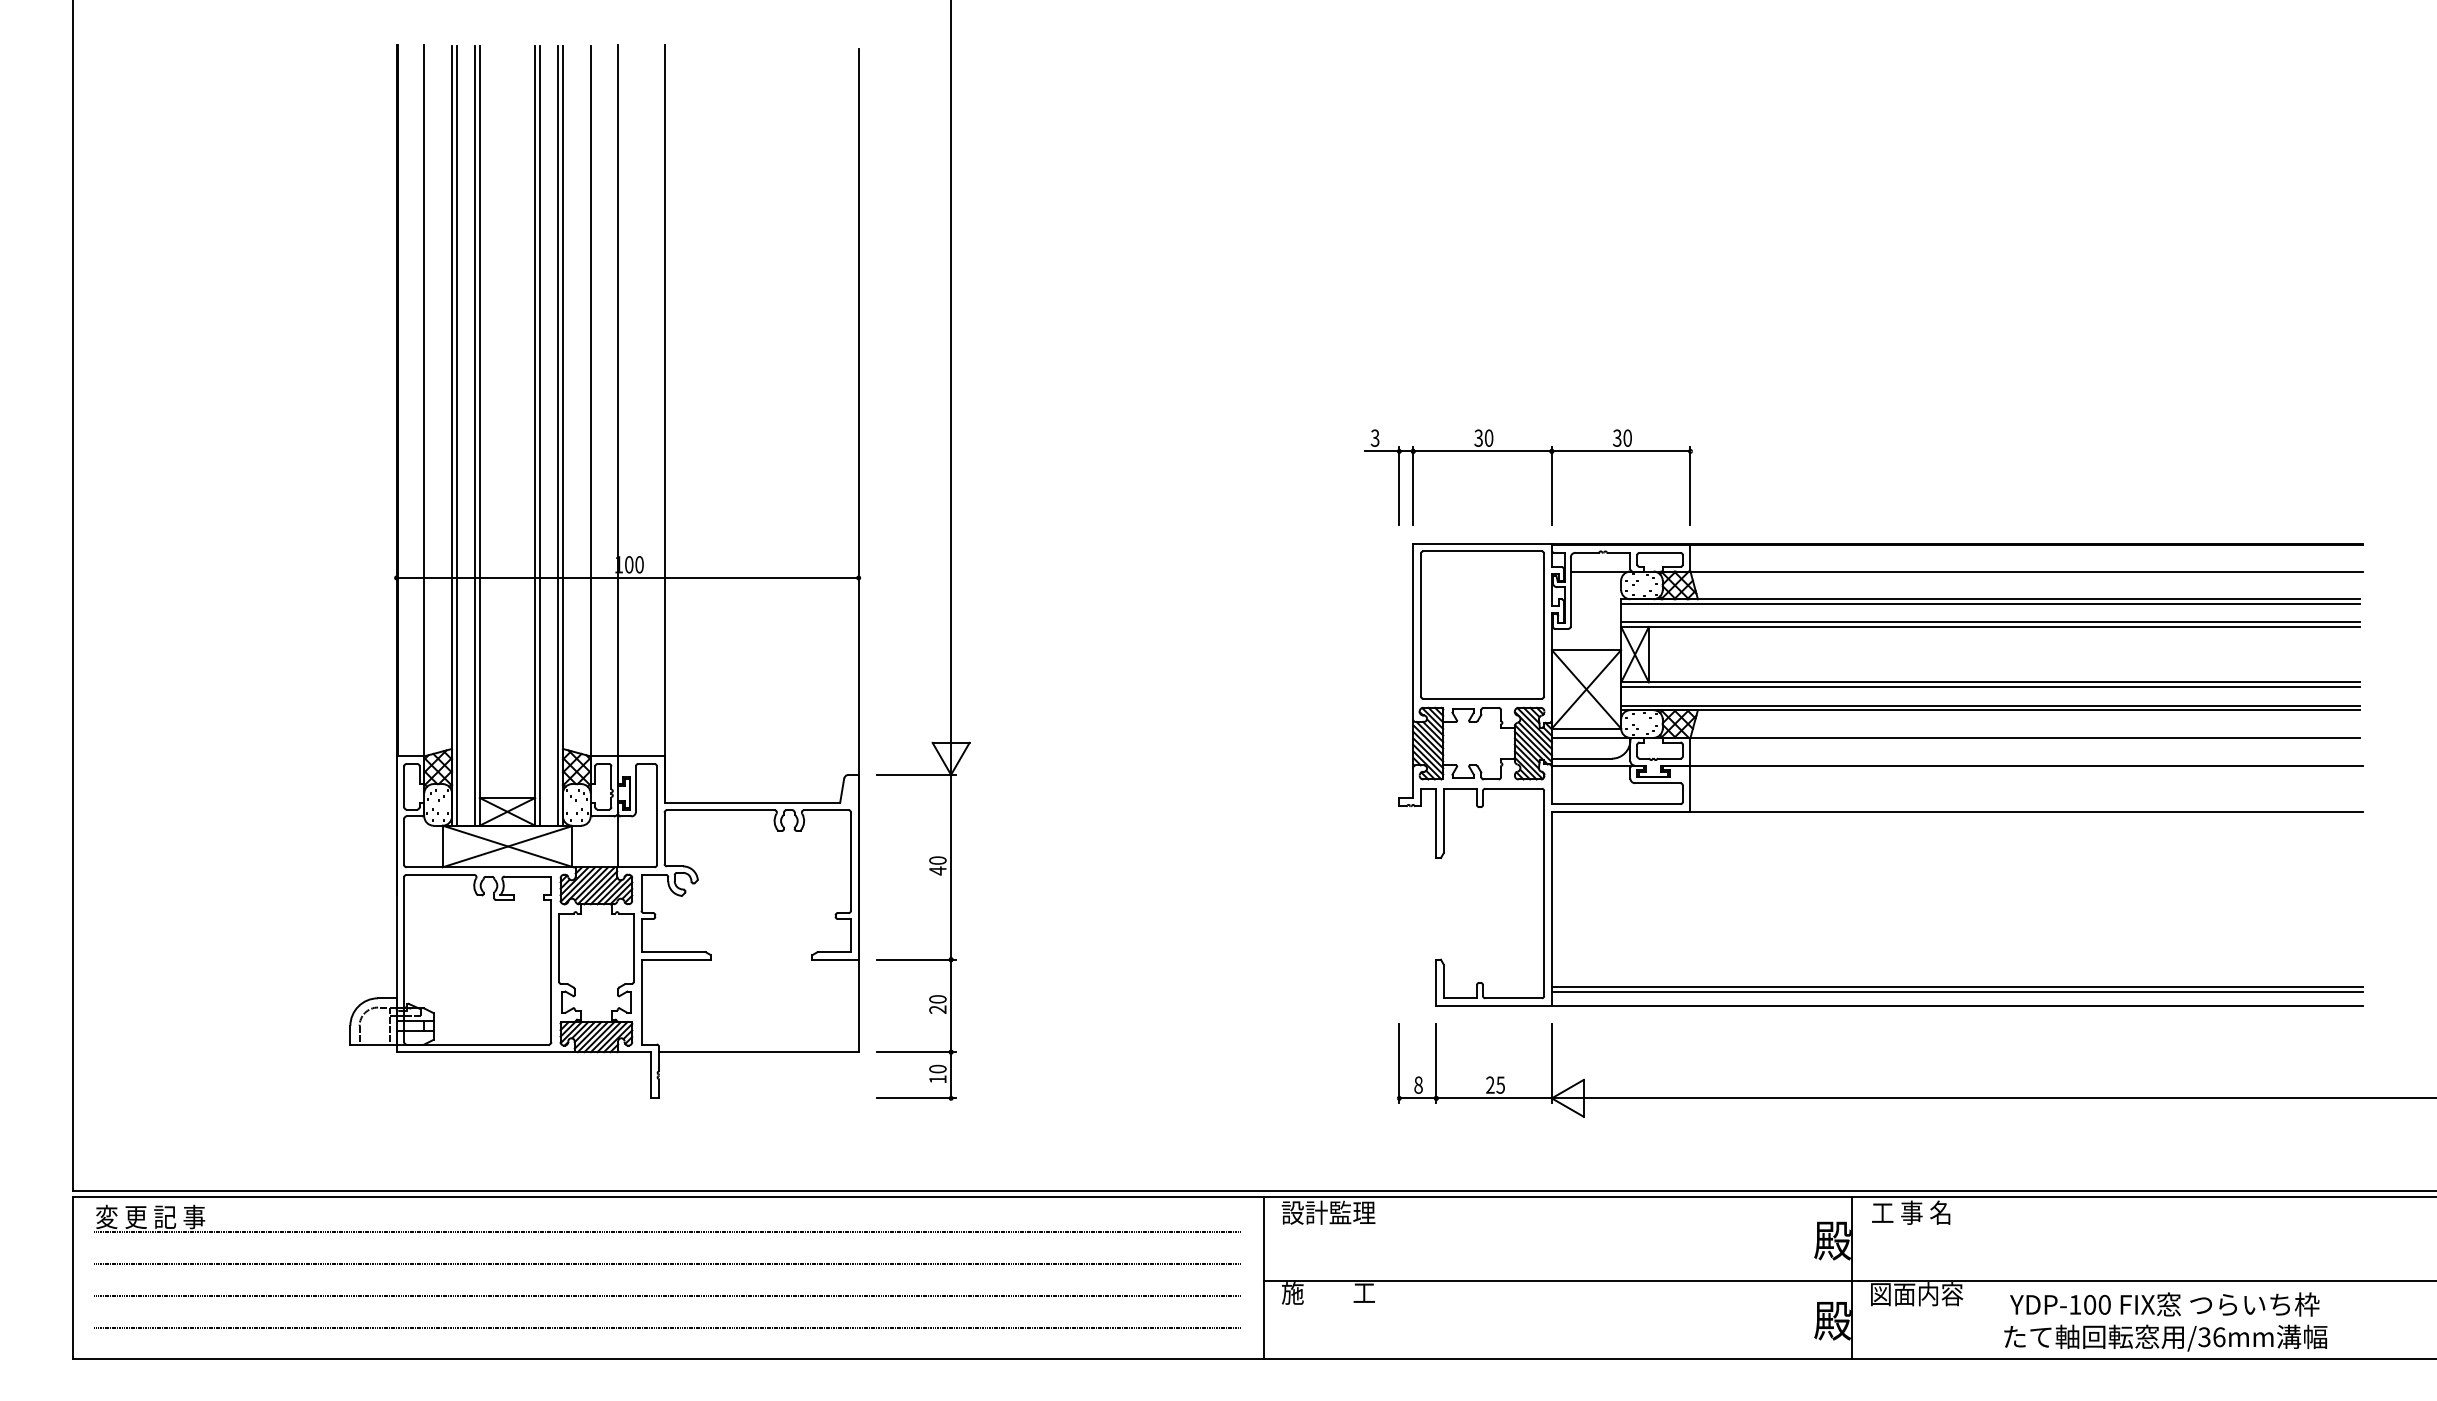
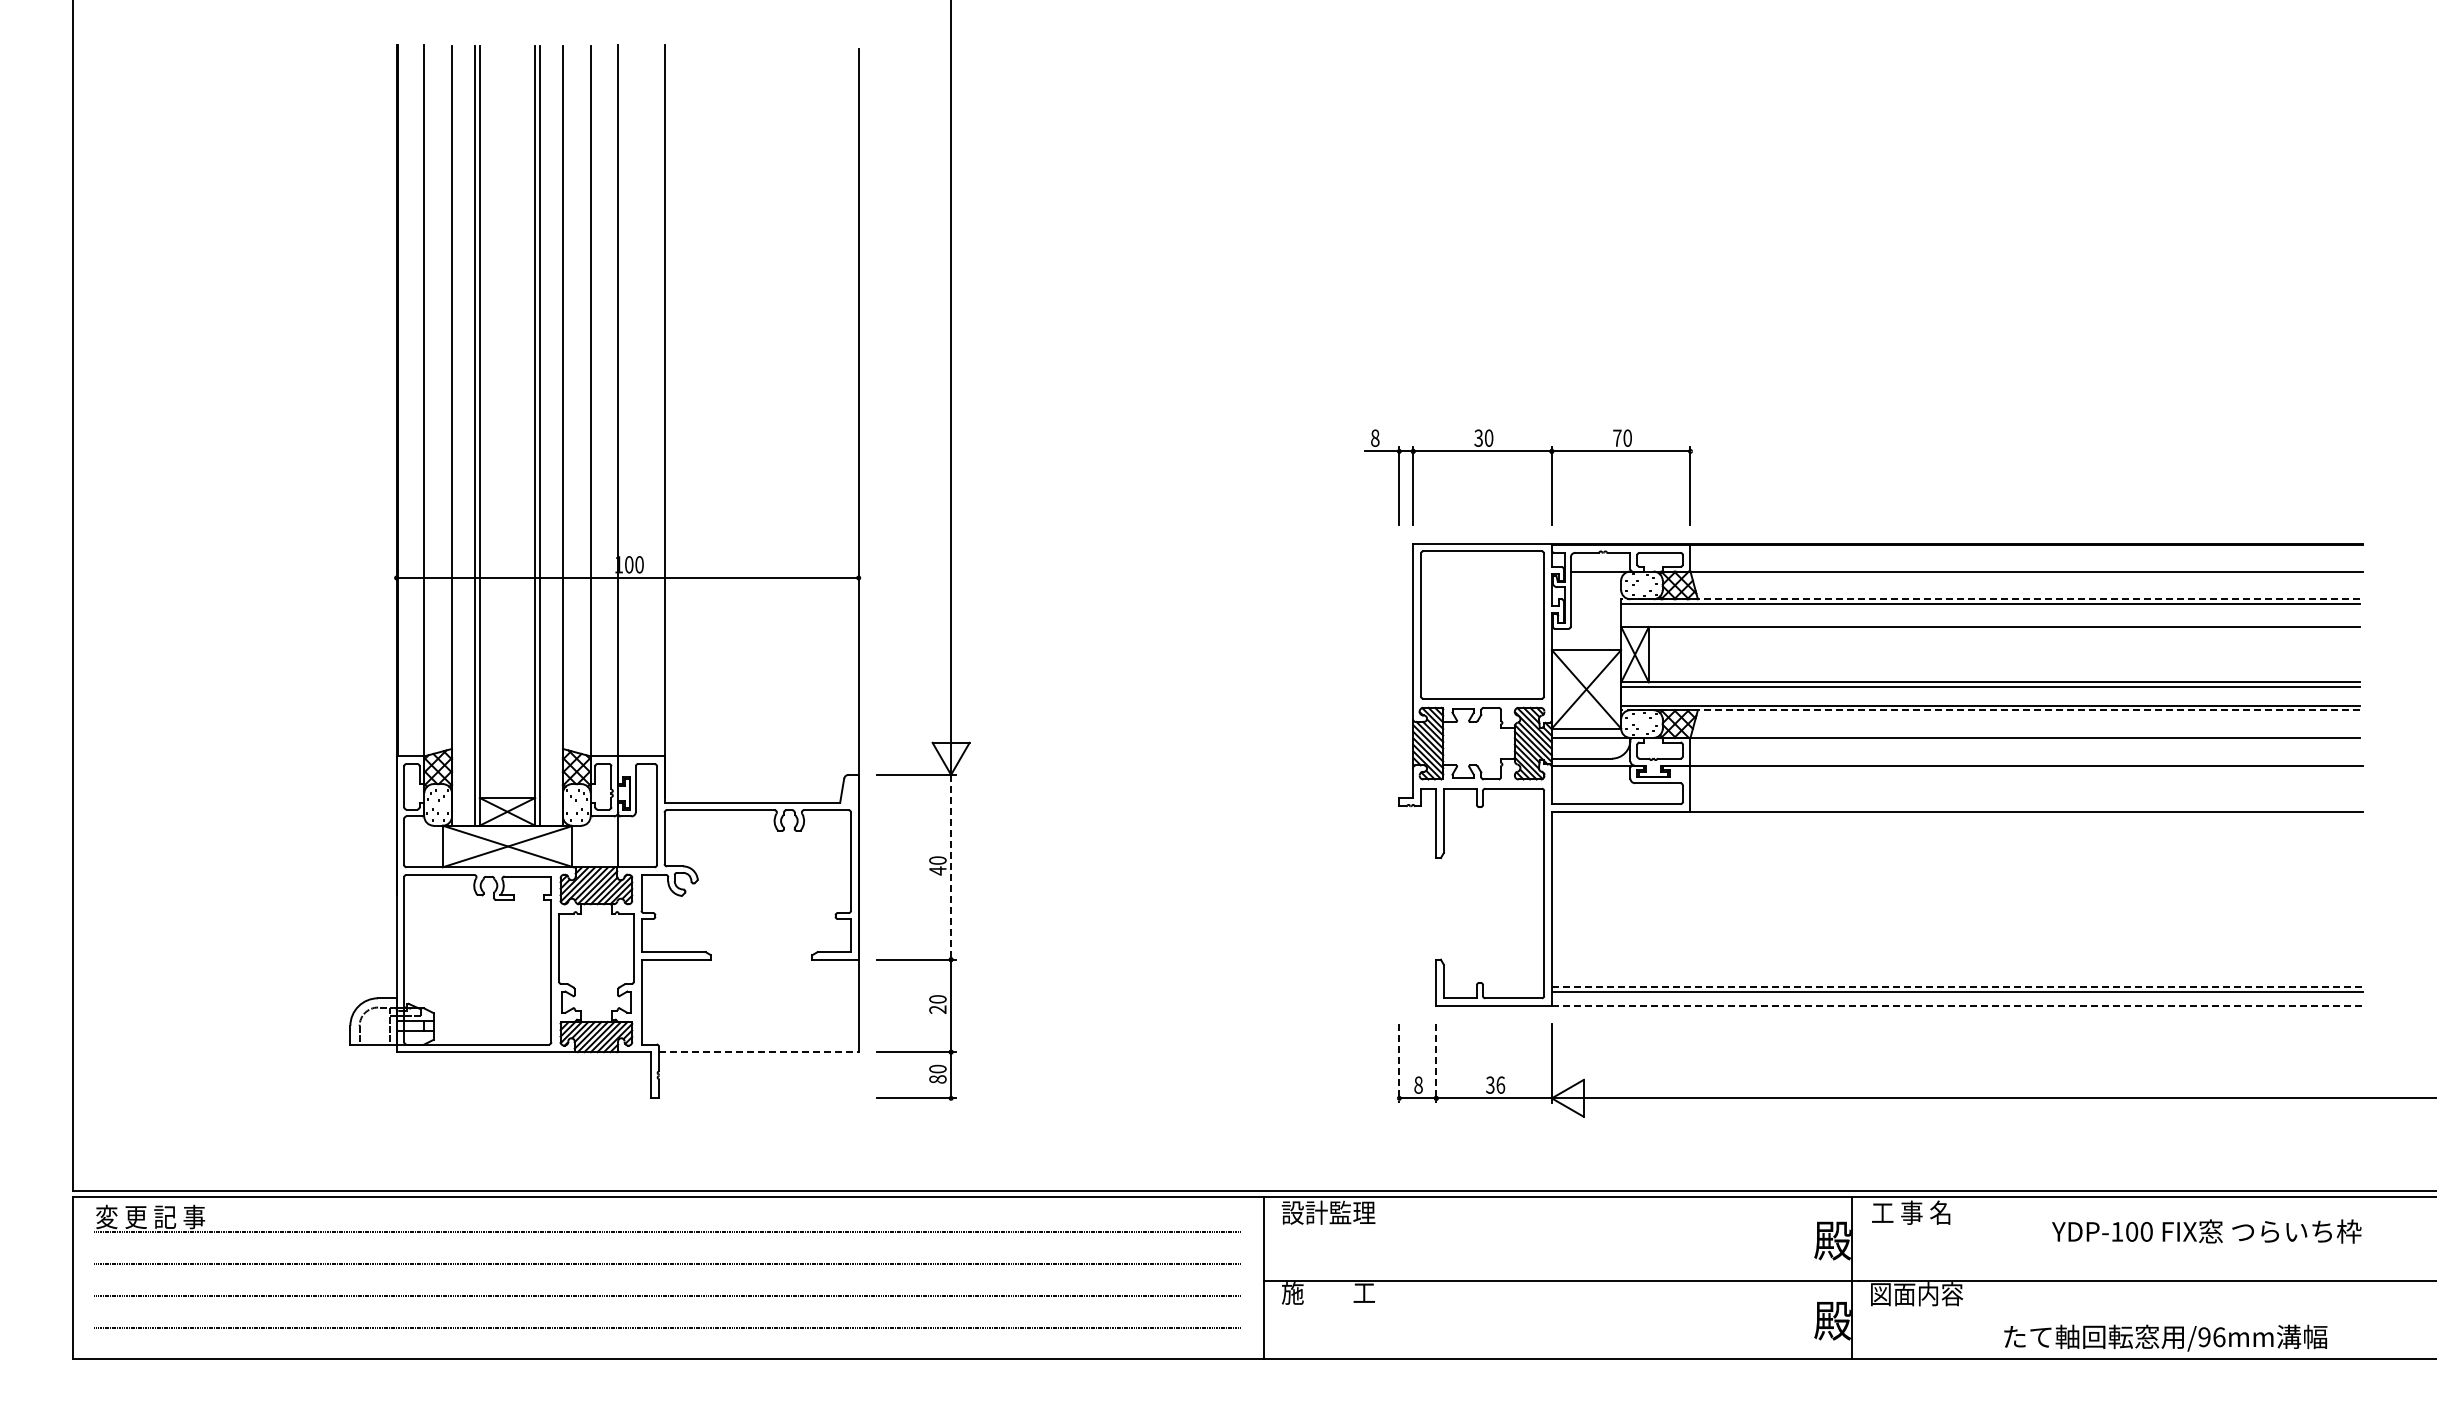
line: present -> none (456, 435)
line: present -> none (558, 435)
text: 3 -> 8 (1374, 437)
text: 30 -> 70 (1617, 437)
line: solid -> dashed (1990, 599)
line: present -> none (1990, 622)
line: solid -> dashed (1990, 710)
line: solid -> dashed (951, 867)
line: solid -> dashed (1957, 987)
line: solid -> dashed (1957, 1005)
line: solid -> dashed (758, 1052)
line: solid -> dashed (1399, 1064)
line: solid -> dashed (1436, 1064)
text: 10 -> 80 (937, 1079)
text: 25 -> 36 (1495, 1084)
text position: (2164, 1304) -> (2206, 1231) (2206, 1231)
text: /36mm -> /96mm (2204, 1337)
